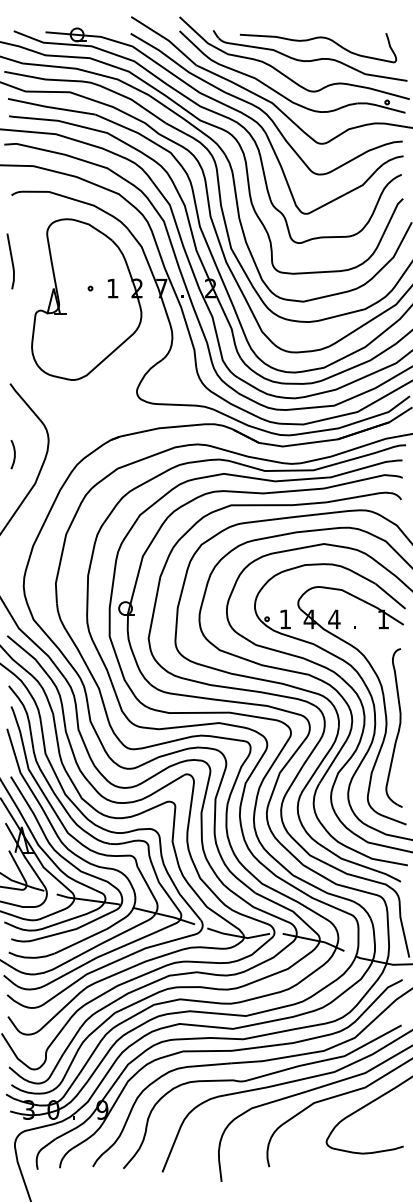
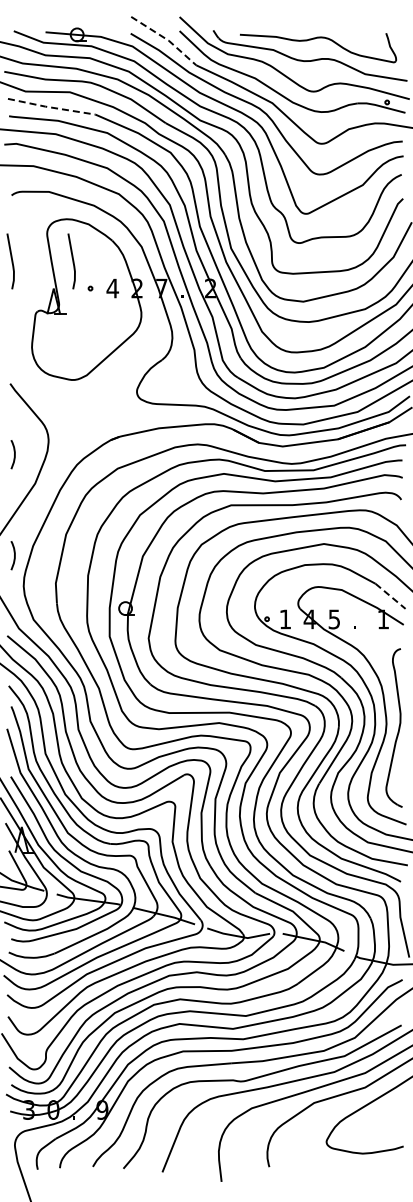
line: solid -> dashed (166, 39)
line: solid -> dashed (51, 107)
line: none -> present (72, 261)
text: 1 -> 4 (112, 288)
curve: none -> present (14, 555)
line: solid -> dashed (390, 596)
text: 4 -> 5 (334, 619)
